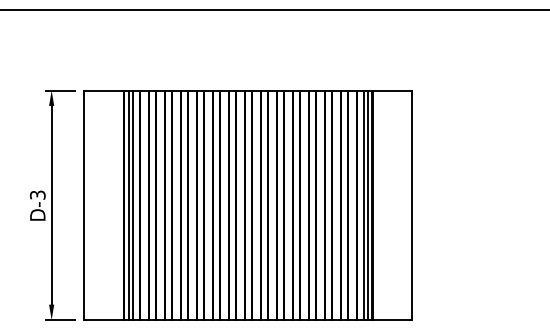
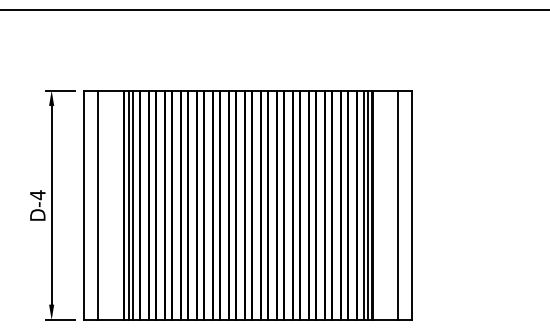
text: D-3 -> D-4 (37, 195)
line: none -> present (98, 205)
line: none -> present (398, 205)
